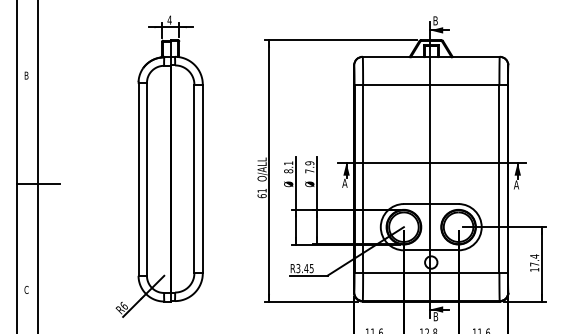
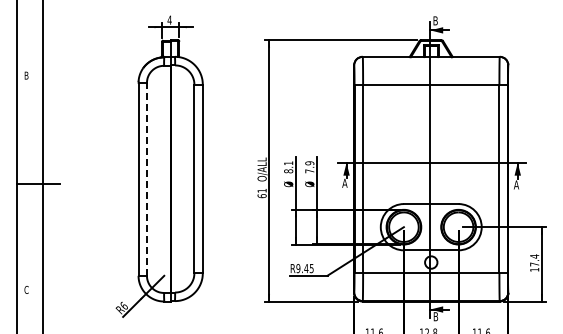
line position: (38, 166) -> (43, 166) (43, 166)
line: solid -> dashed (146, 178)
text: R3.45 -> R9.45 (298, 268)
